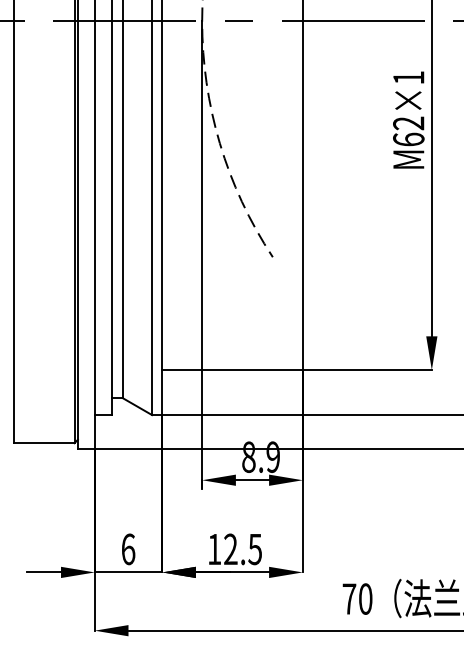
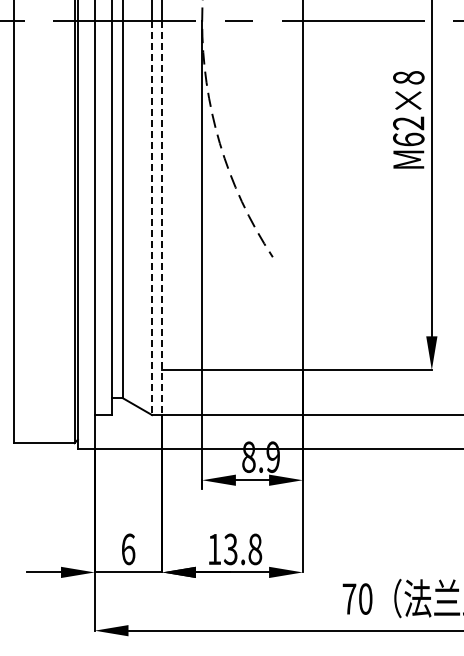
text: M62×1 -> M62×8 (408, 77)
line: solid -> dashed (152, 218)
line: solid -> dashed (162, 218)
text: 12.5 -> 13.8 (243, 549)
